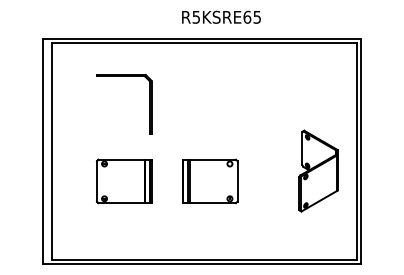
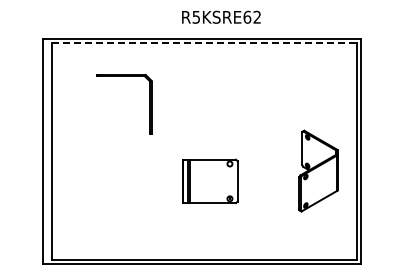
text: R5KSRE65 -> R5KSRE62 (256, 16)
line: solid -> dashed (204, 43)
part: present -> none (123, 181)
